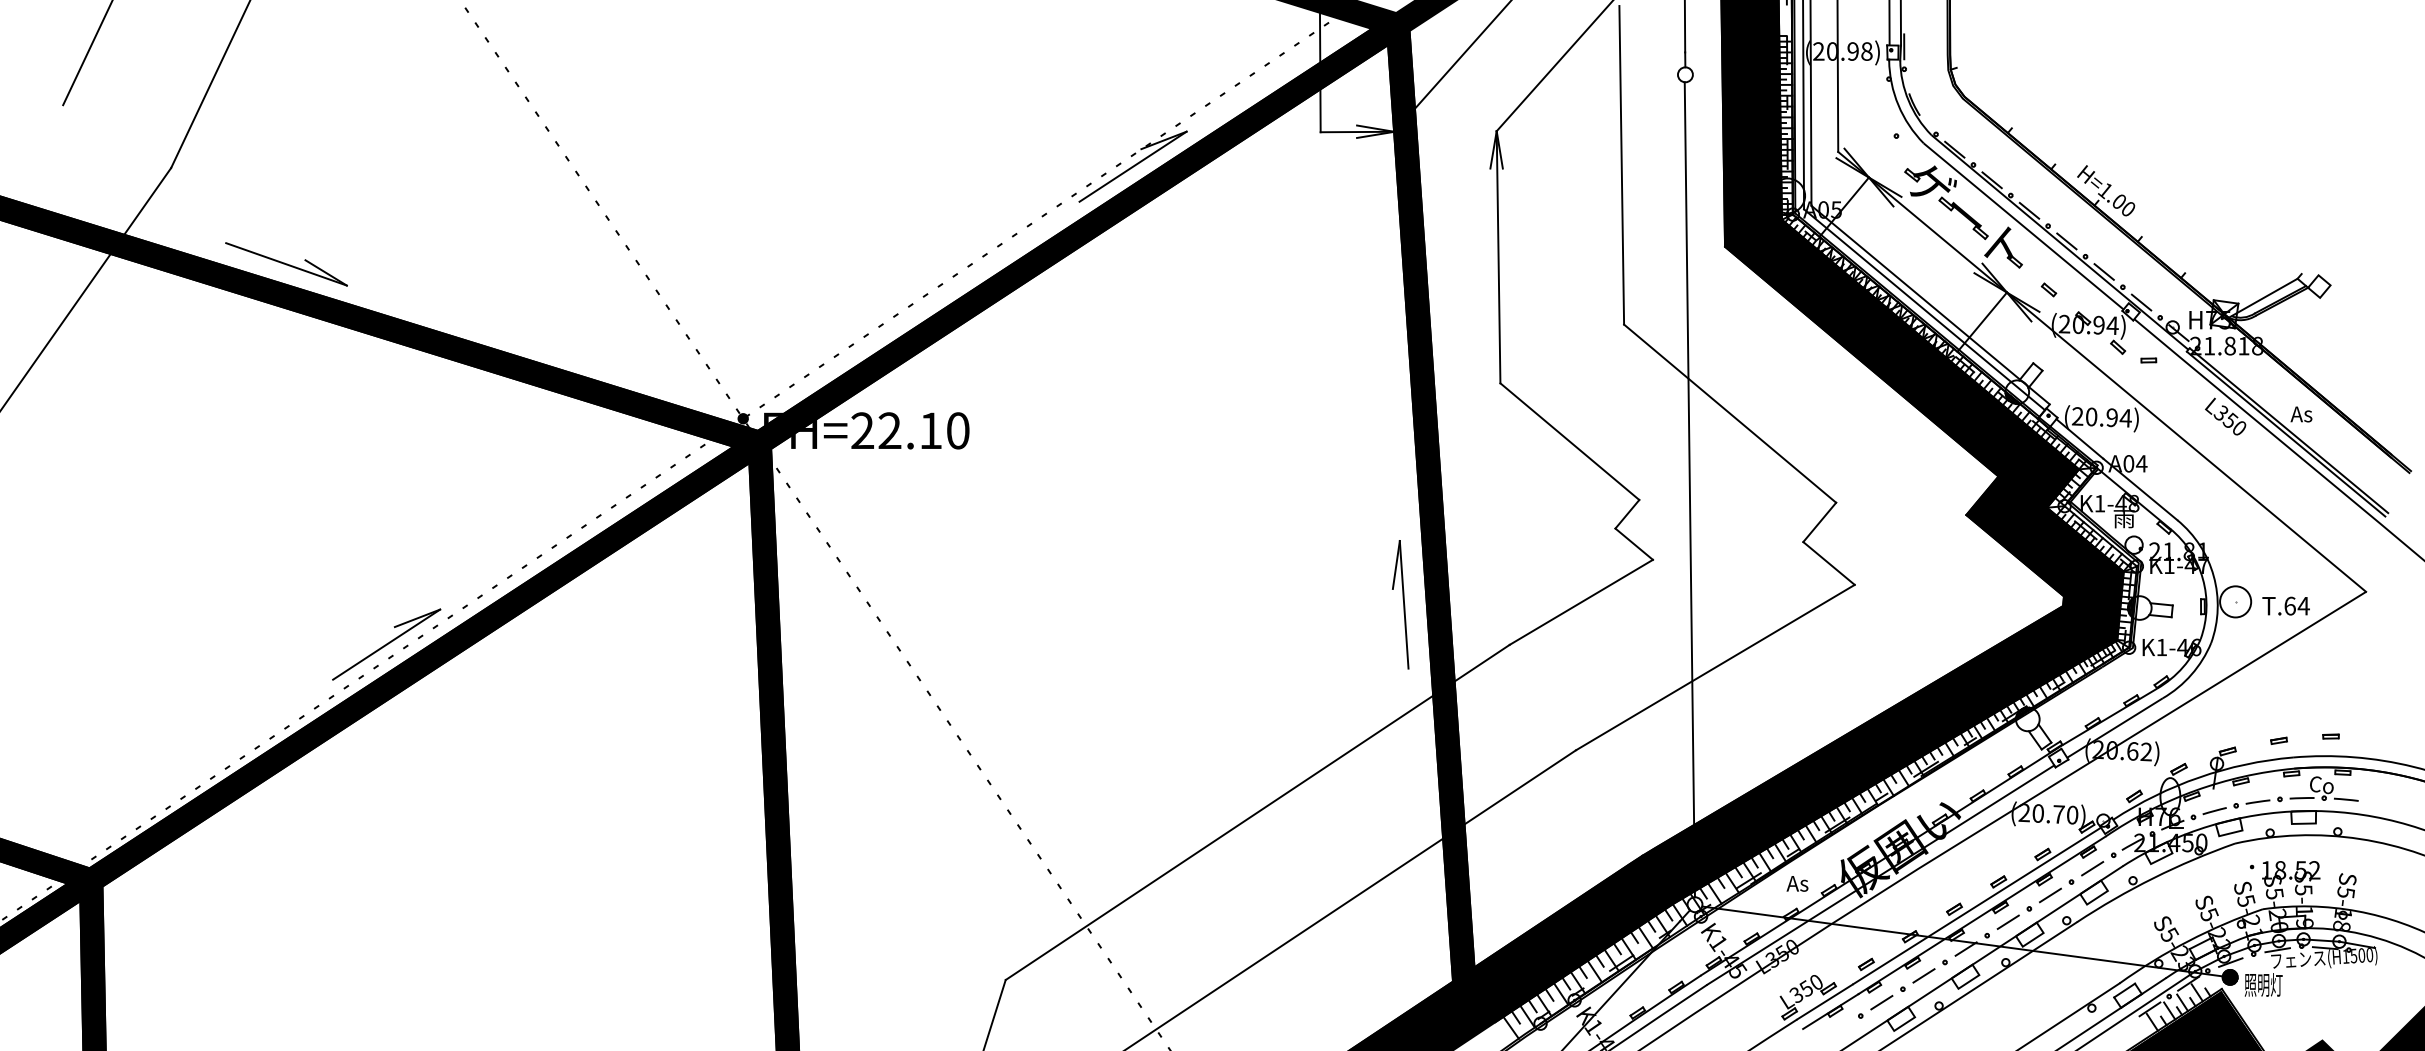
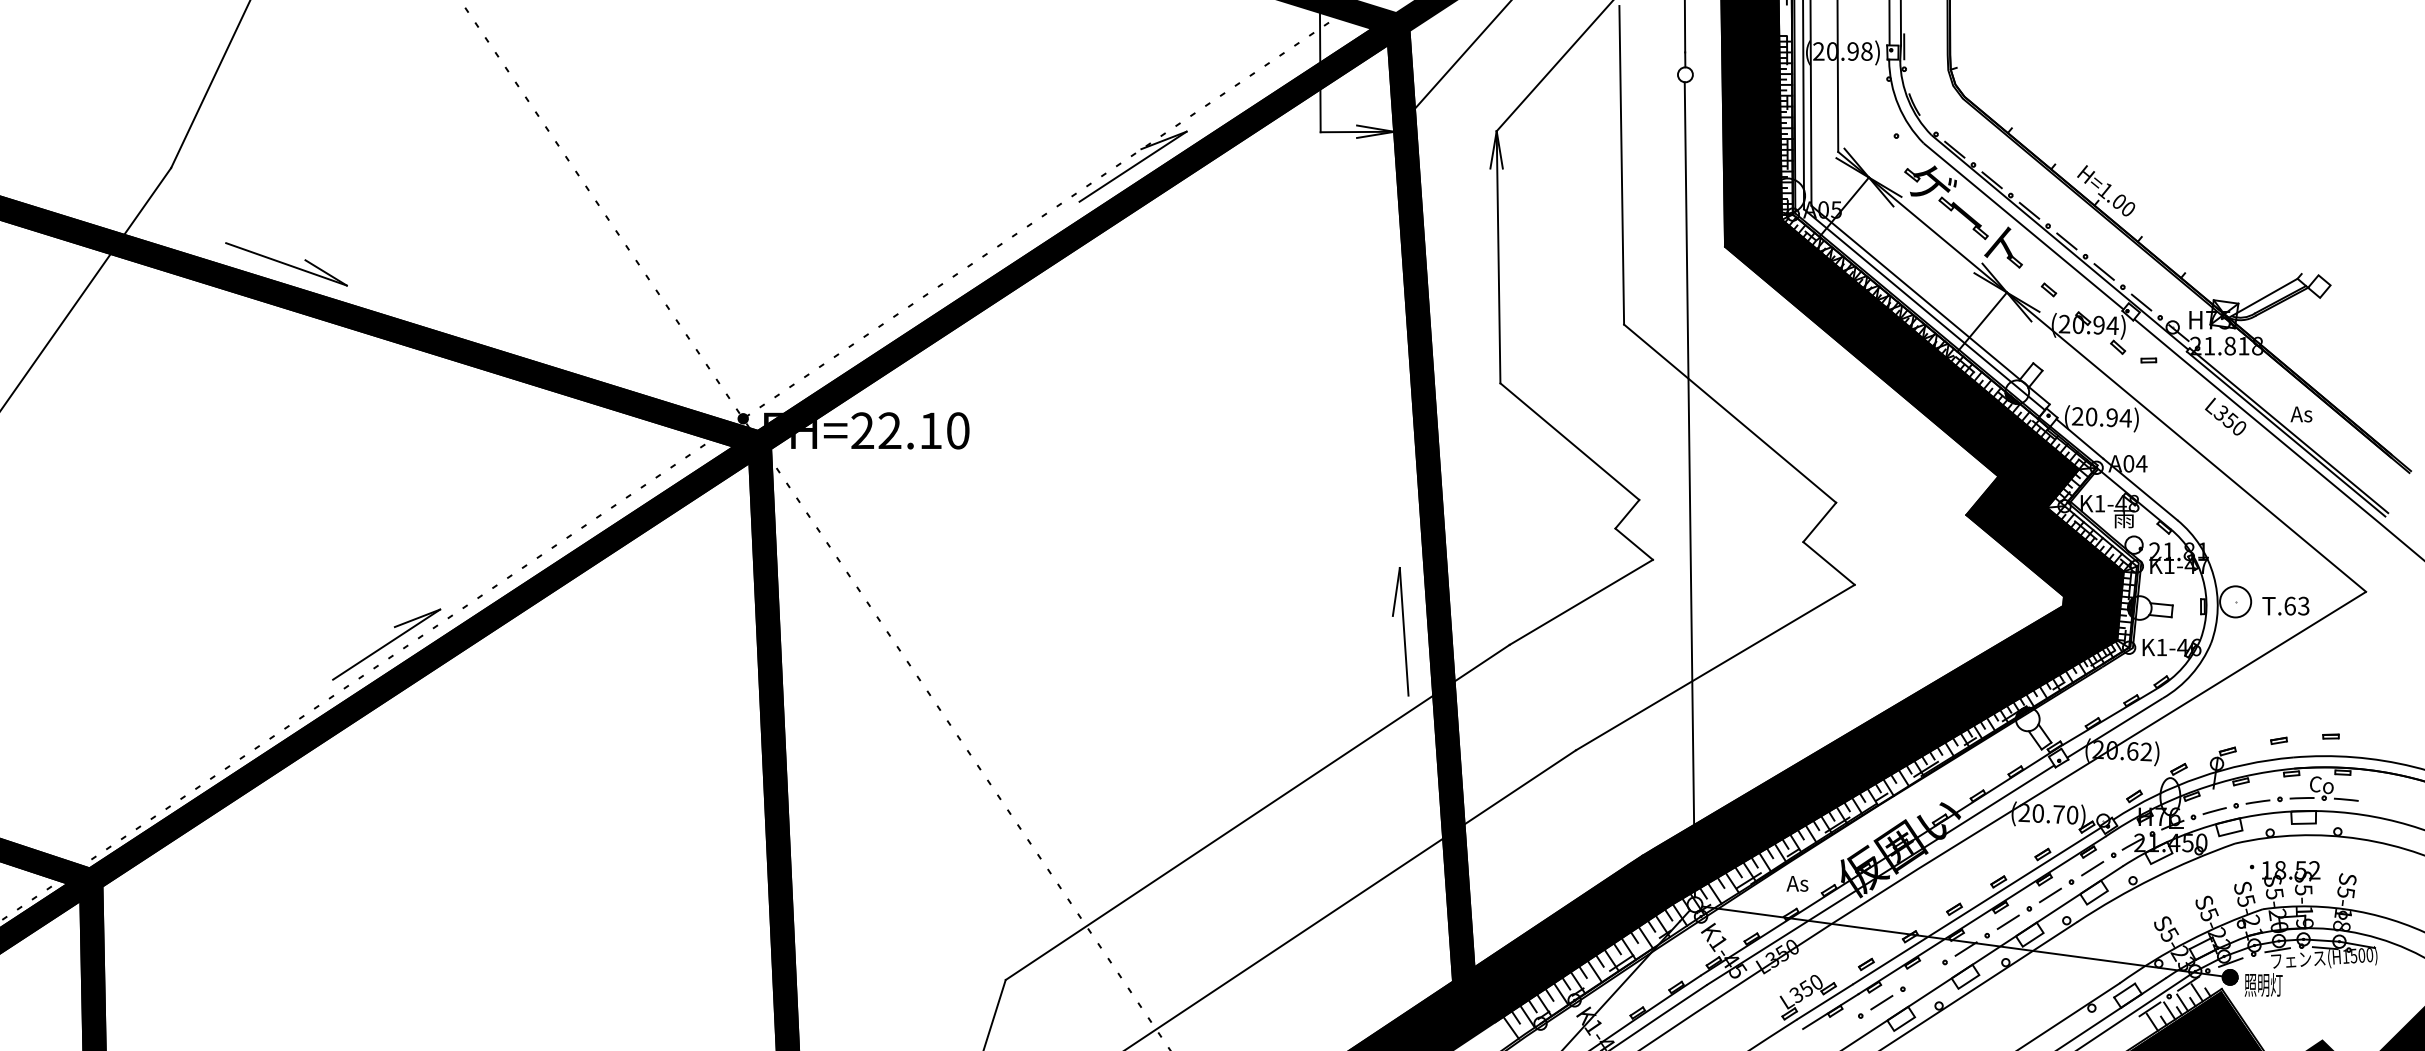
line: present -> none (87, 53)
part position: (1400, 604) -> (1400, 631) (1400, 631)
text: T.64 -> T.63 (2303, 605)
line: present -> none (1923, 975)
